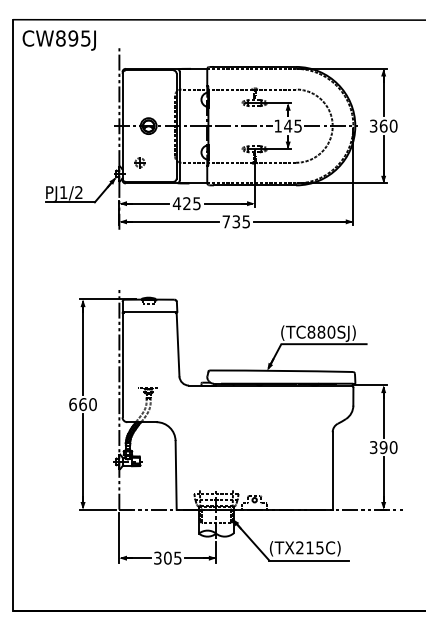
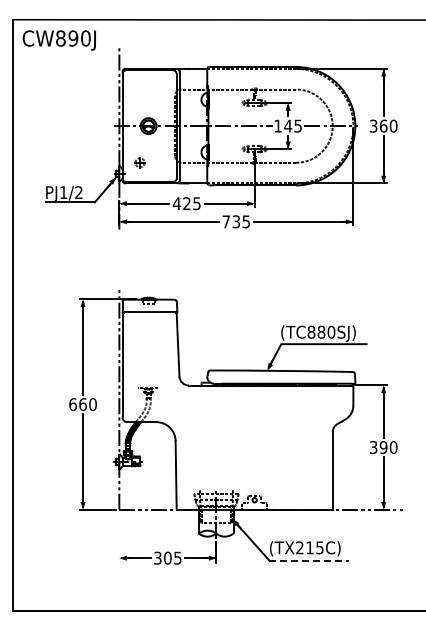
text: CW895J -> CW890J (85, 38)
line: present -> none (119, 537)
line: solid -> dashed (309, 560)
